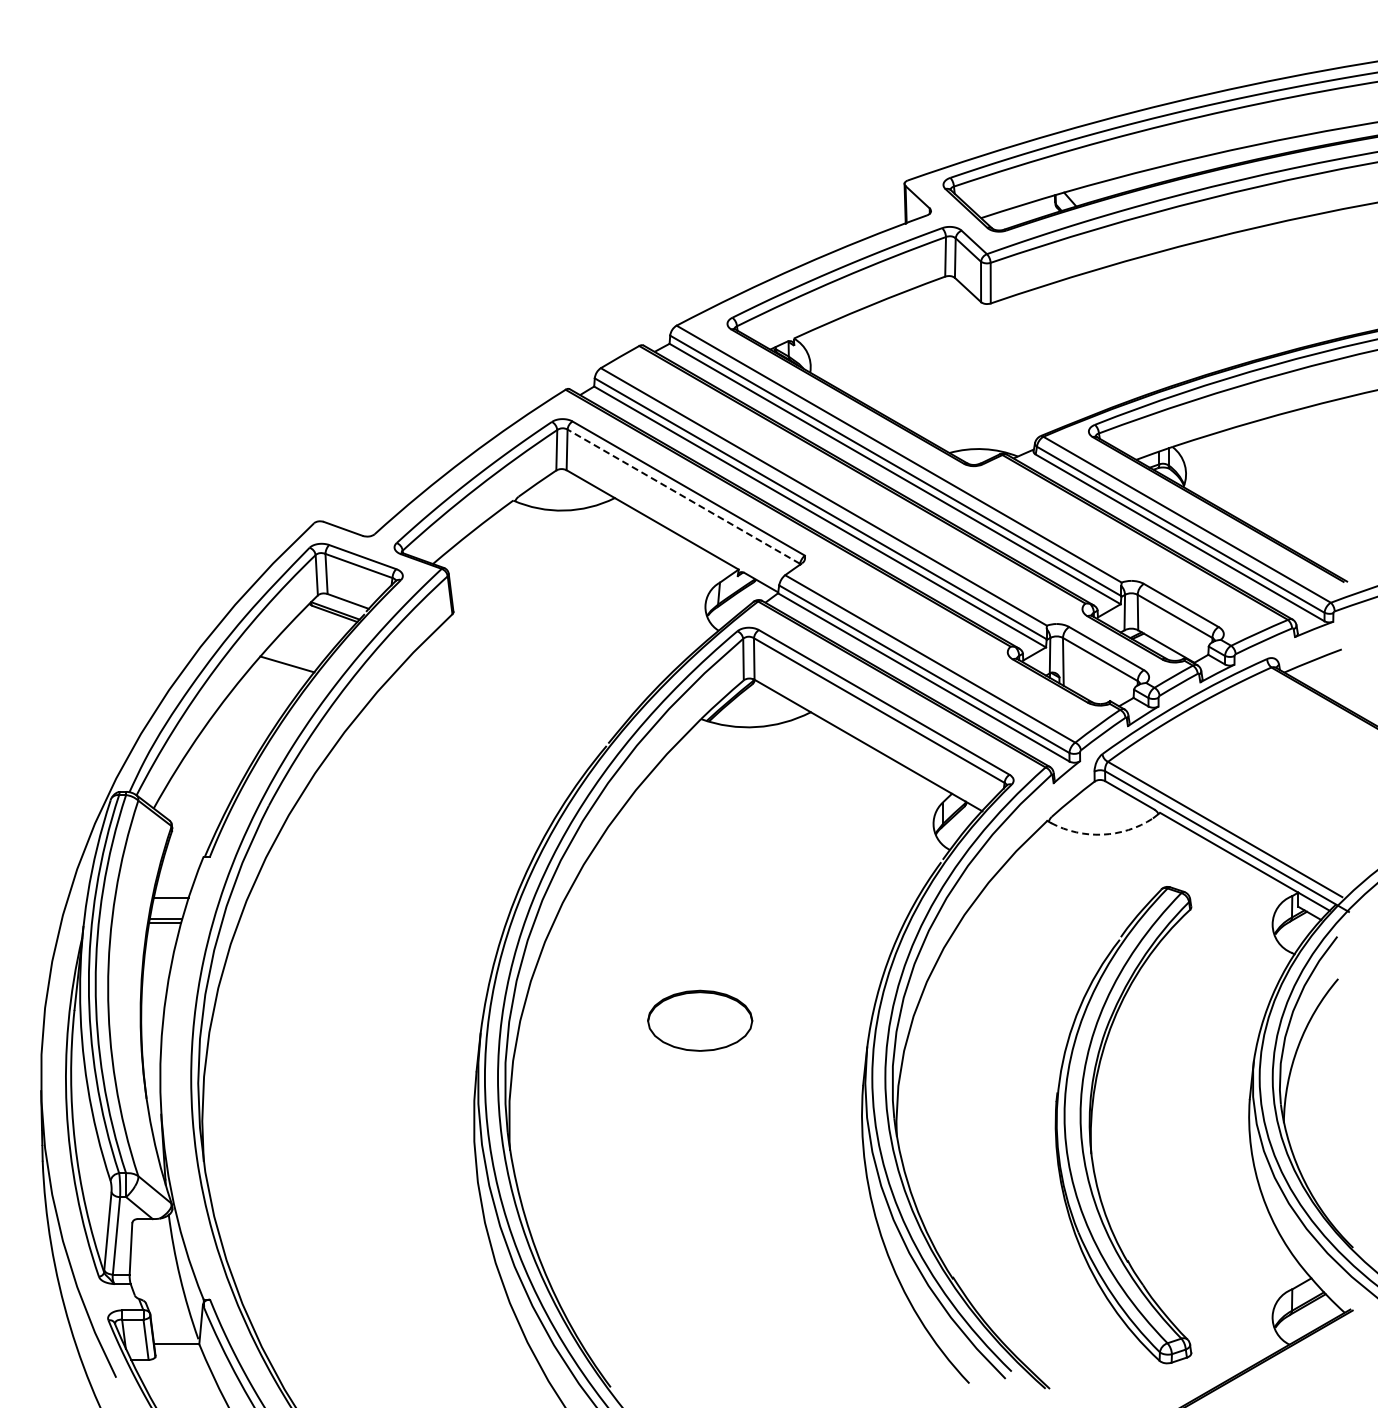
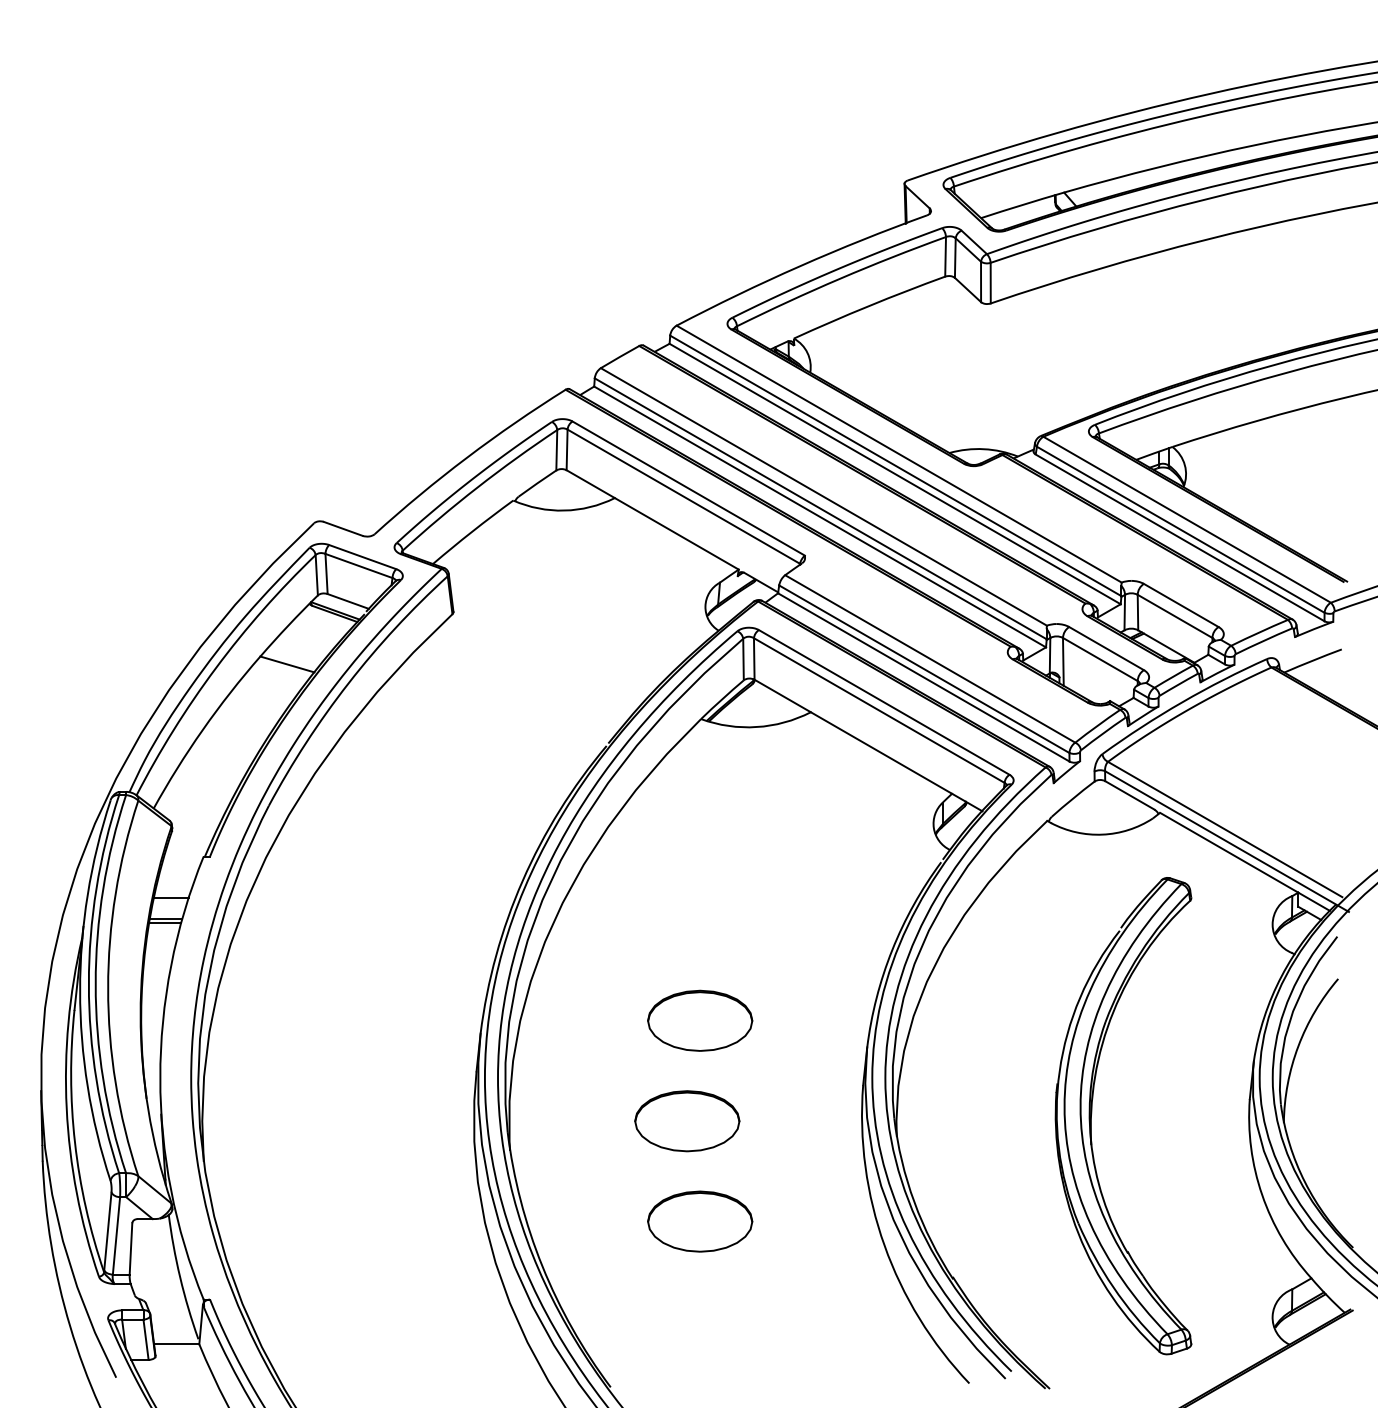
line: dashed -> solid (683, 496)
arc: dashed -> solid (1102, 834)
part: none -> present (687, 1121)
part position: (1092, 1122) -> (1092, 1113) (1092, 1113)
part: none -> present (700, 1221)
